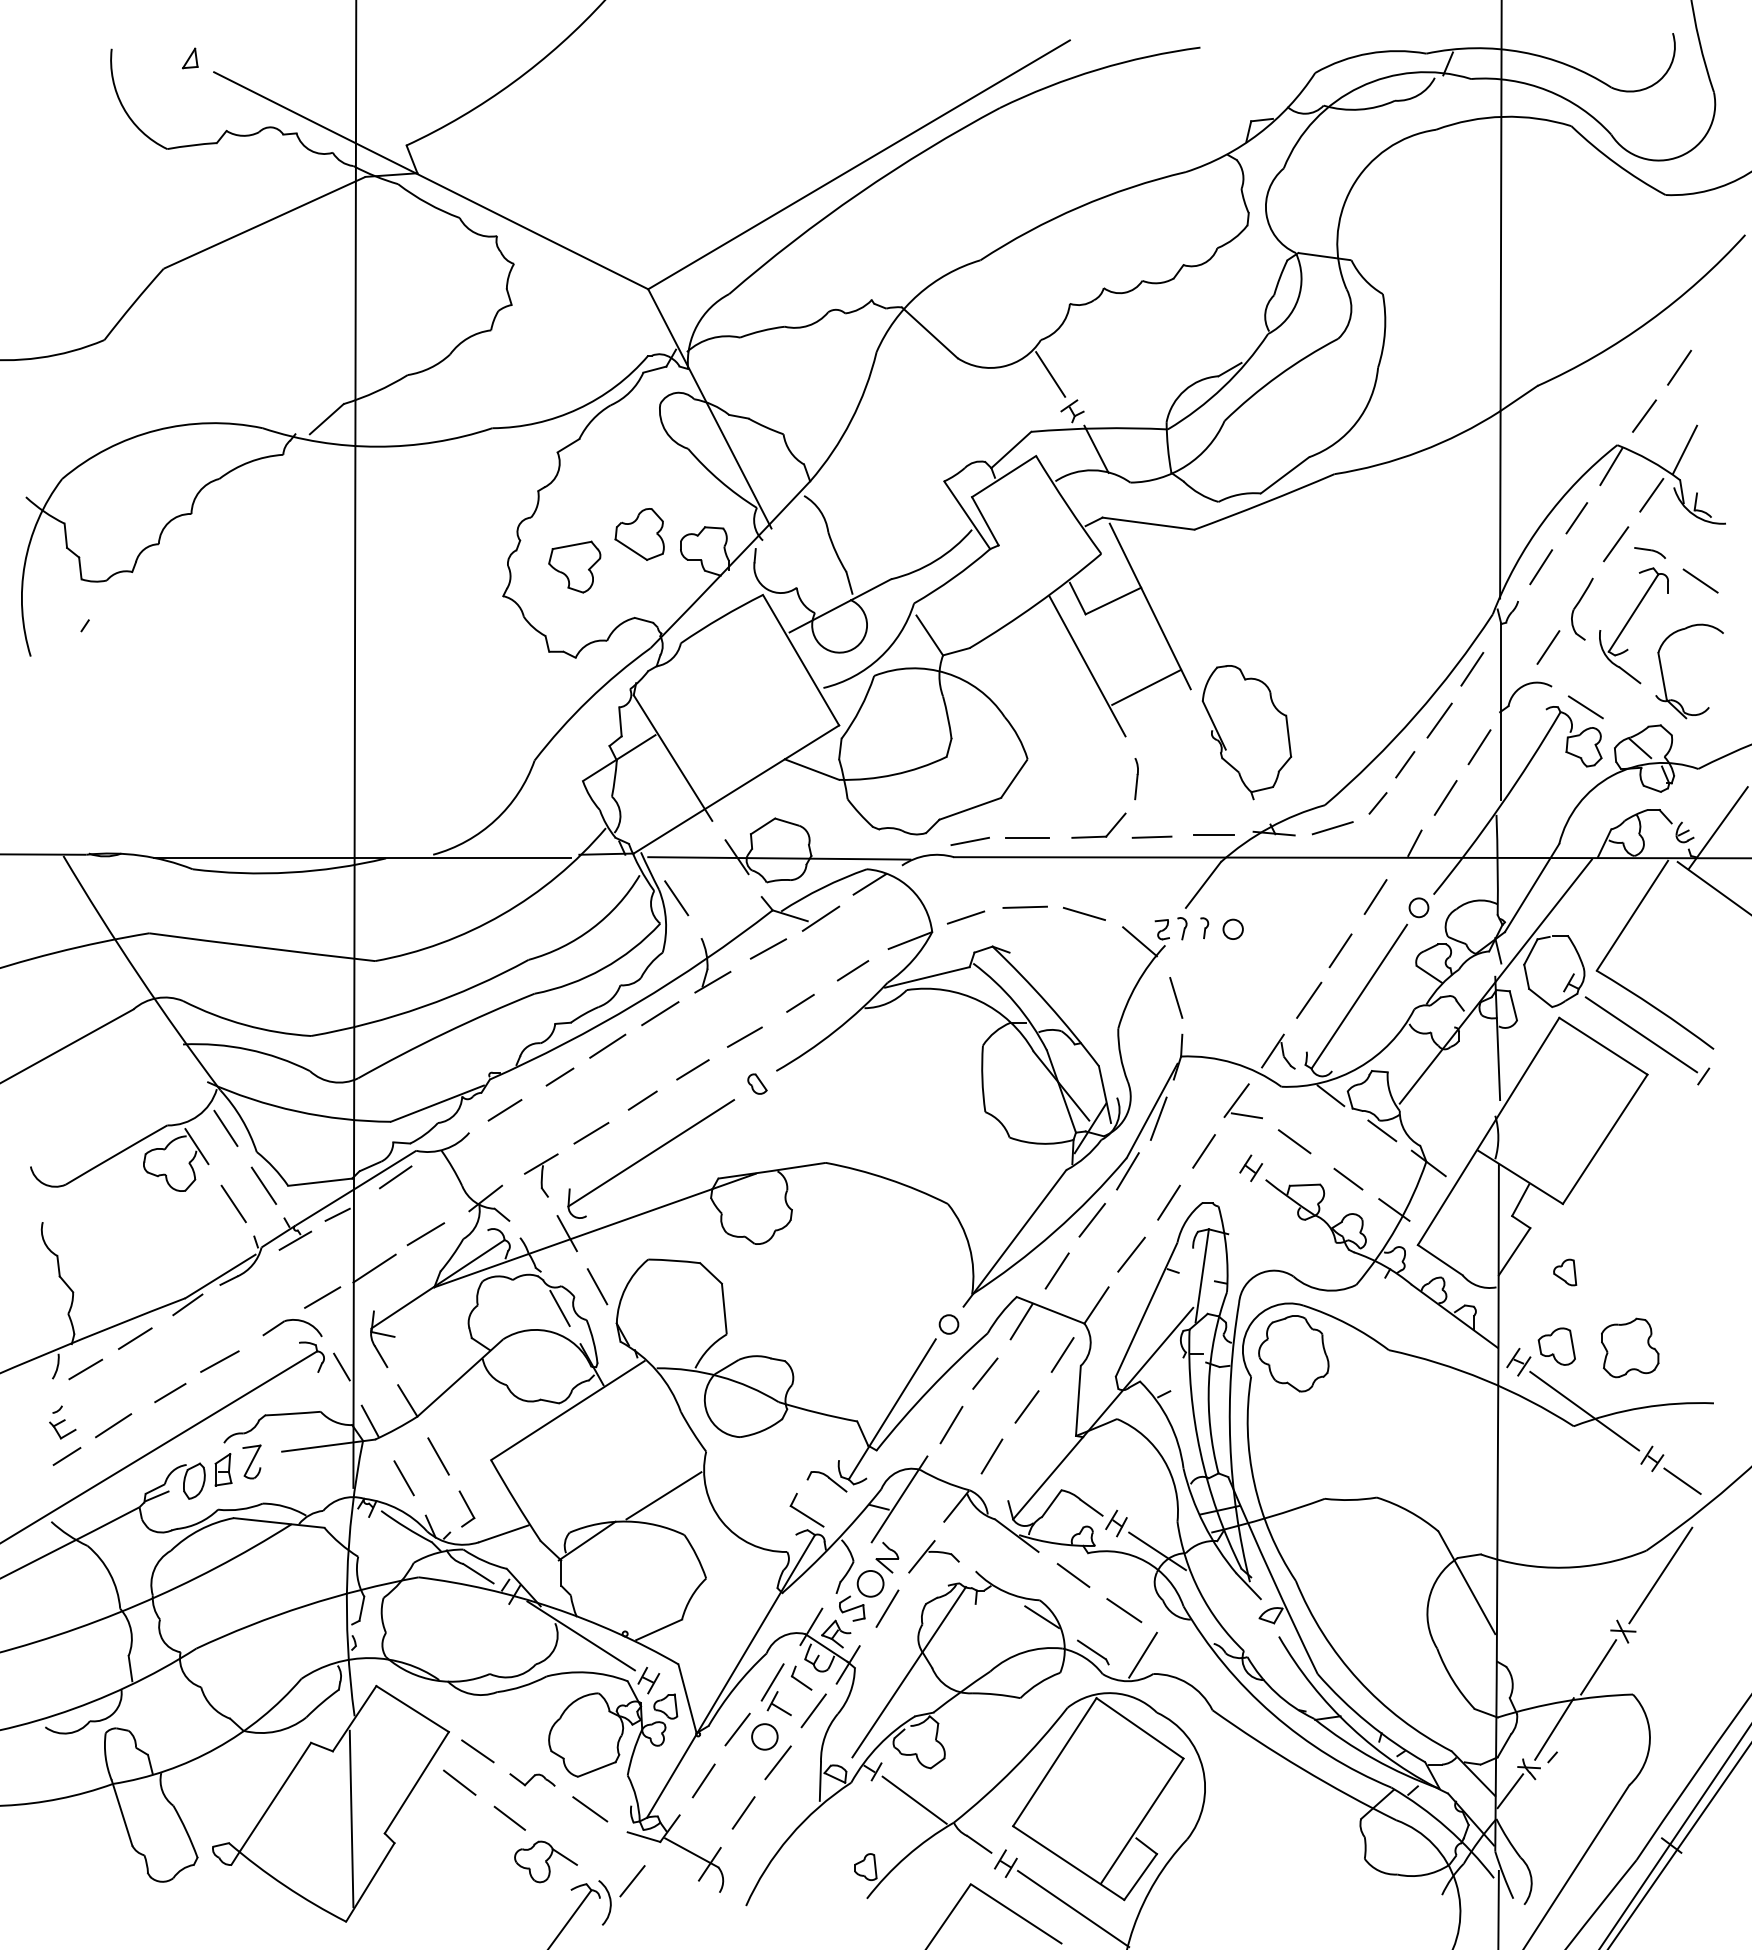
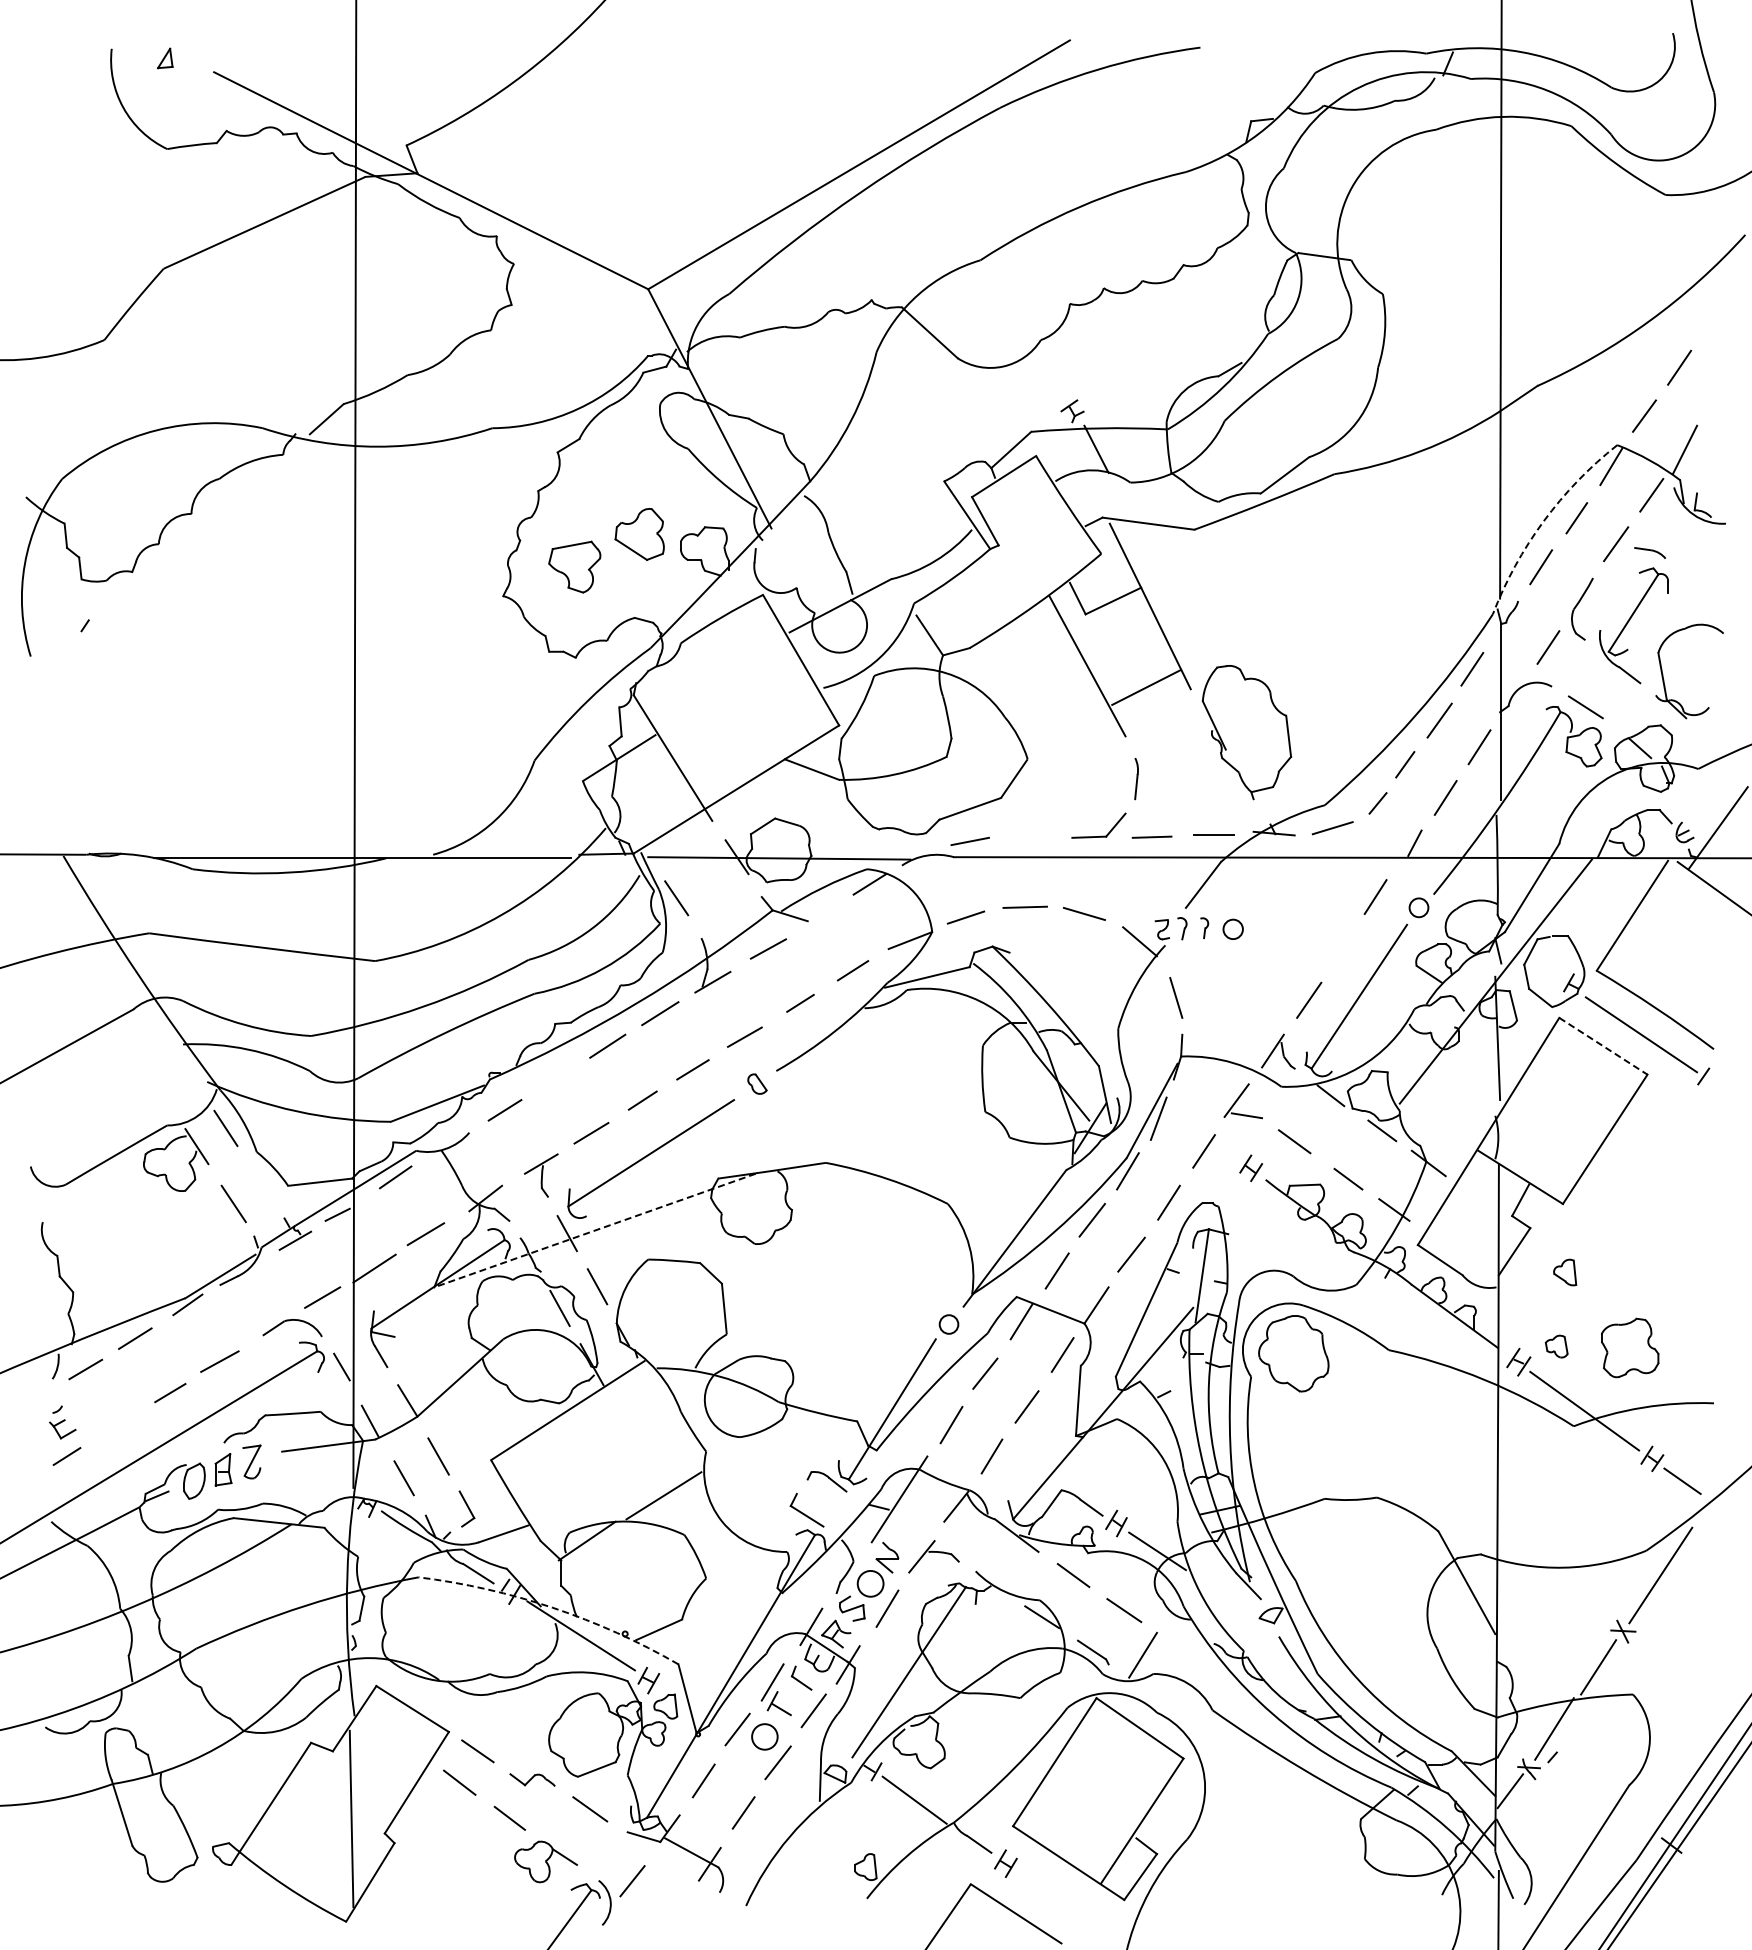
part position: (190, 58) -> (165, 58) (165, 58)
line: present -> none (1050, 374)
arc: solid -> dashed (1543, 521)
line: present -> none (1700, 580)
line: present -> none (1027, 837)
line: present -> none (820, 918)
line: present -> none (1340, 950)
line: solid -> dashed (1603, 1046)
line: present -> none (559, 1076)
line: present -> none (263, 1185)
line: solid -> dashed (594, 1230)
part size: 39x39 px -> 25x25 px (1556, 1346)
line: present -> none (113, 1425)
arc: solid -> dashed (552, 1607)
line: present -> none (1072, 1908)
